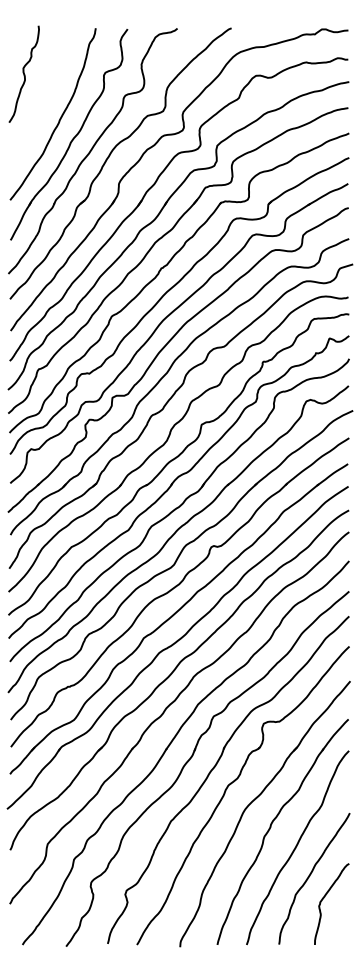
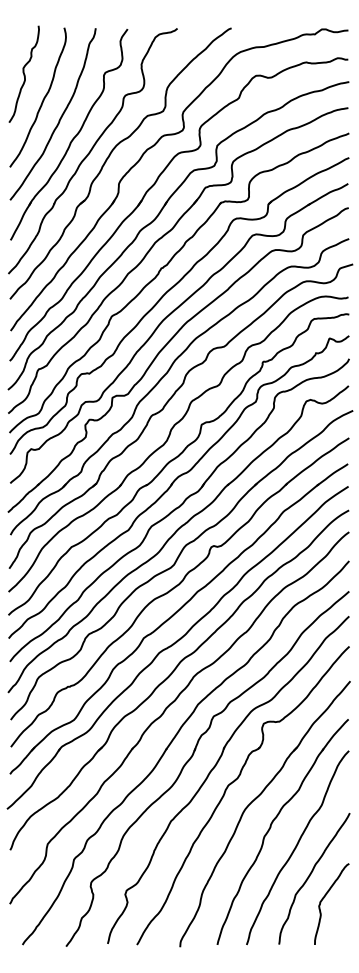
curve: none -> present (42, 99)
